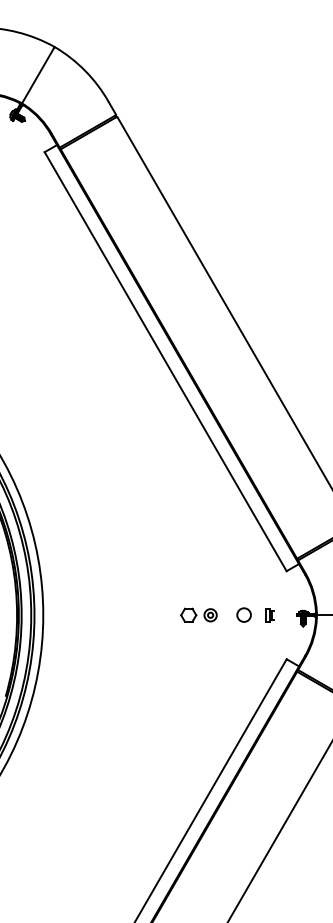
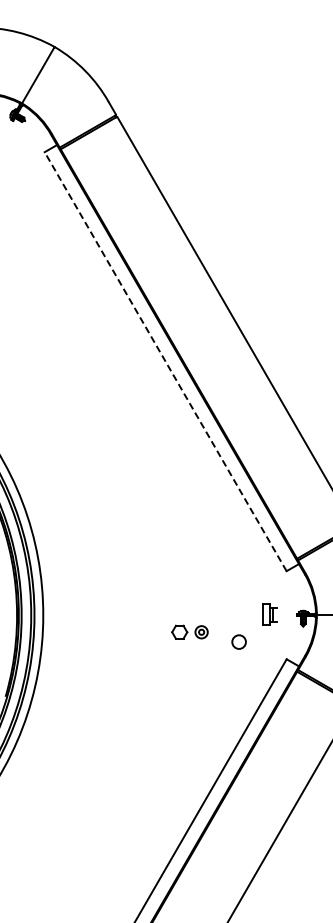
line: solid -> dashed (165, 361)
part position: (198, 614) -> (189, 631) (189, 631)
circle position: (243, 614) -> (238, 641) (238, 641)
part size: 10x15 px -> 16x23 px (269, 614)
